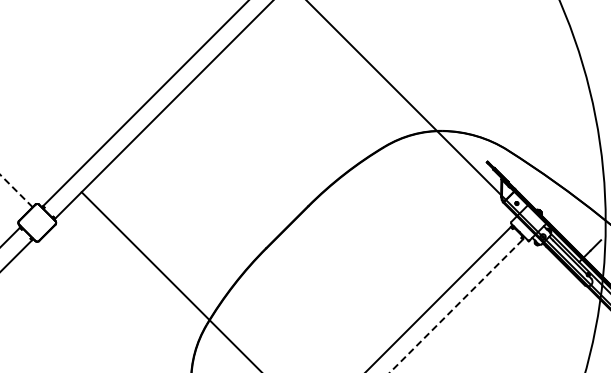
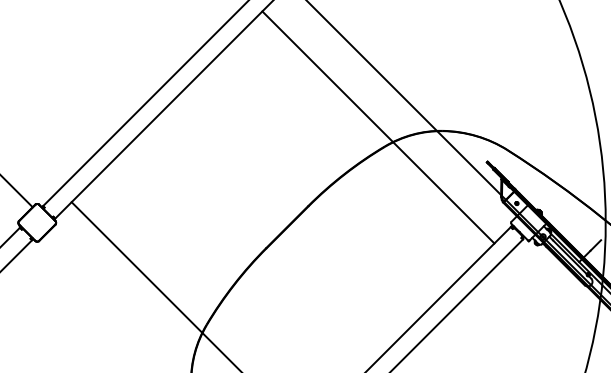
line: none -> present (378, 127)
line: dashed -> solid (16, 191)
line position: (170, 280) -> (155, 285) (155, 285)
line: dashed -> solid (456, 305)
